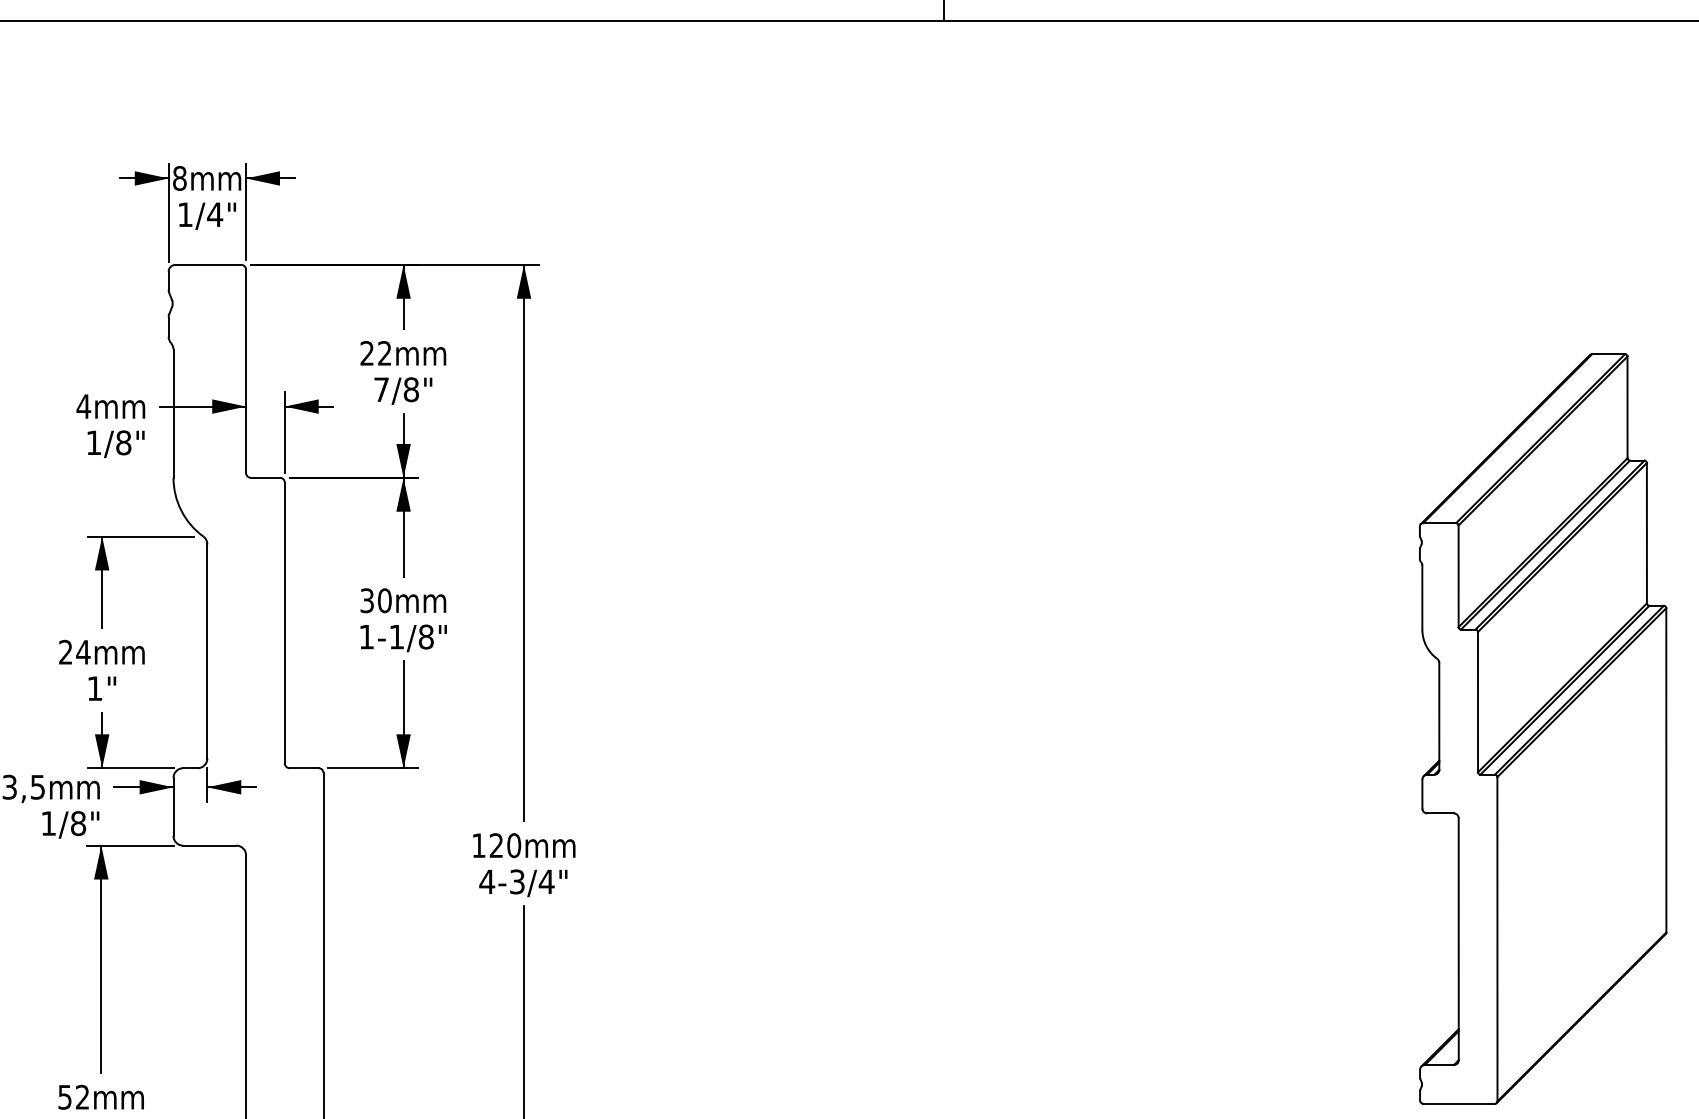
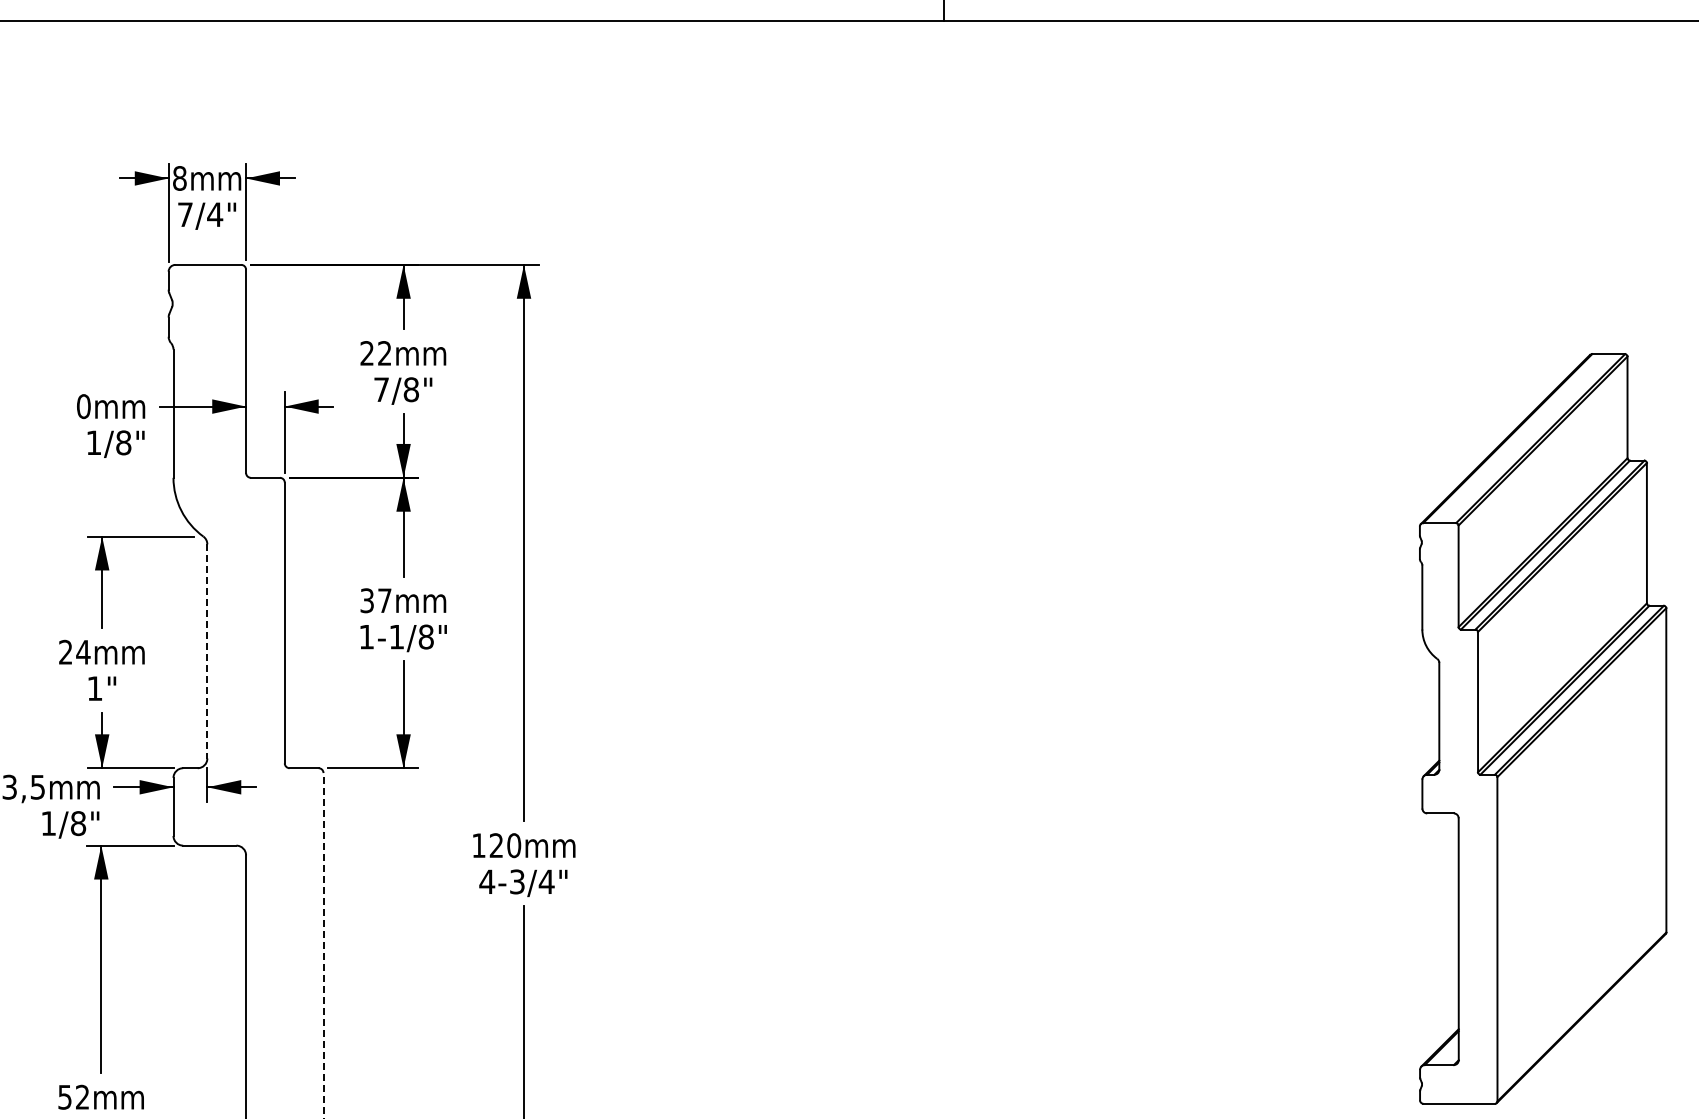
text: 1/4" -> 7/4" (185, 214)
text: 4 -> 0 (83, 406)
text: 30 -> 37 (384, 600)
line: solid -> dashed (207, 651)
line: solid -> dashed (323, 945)
